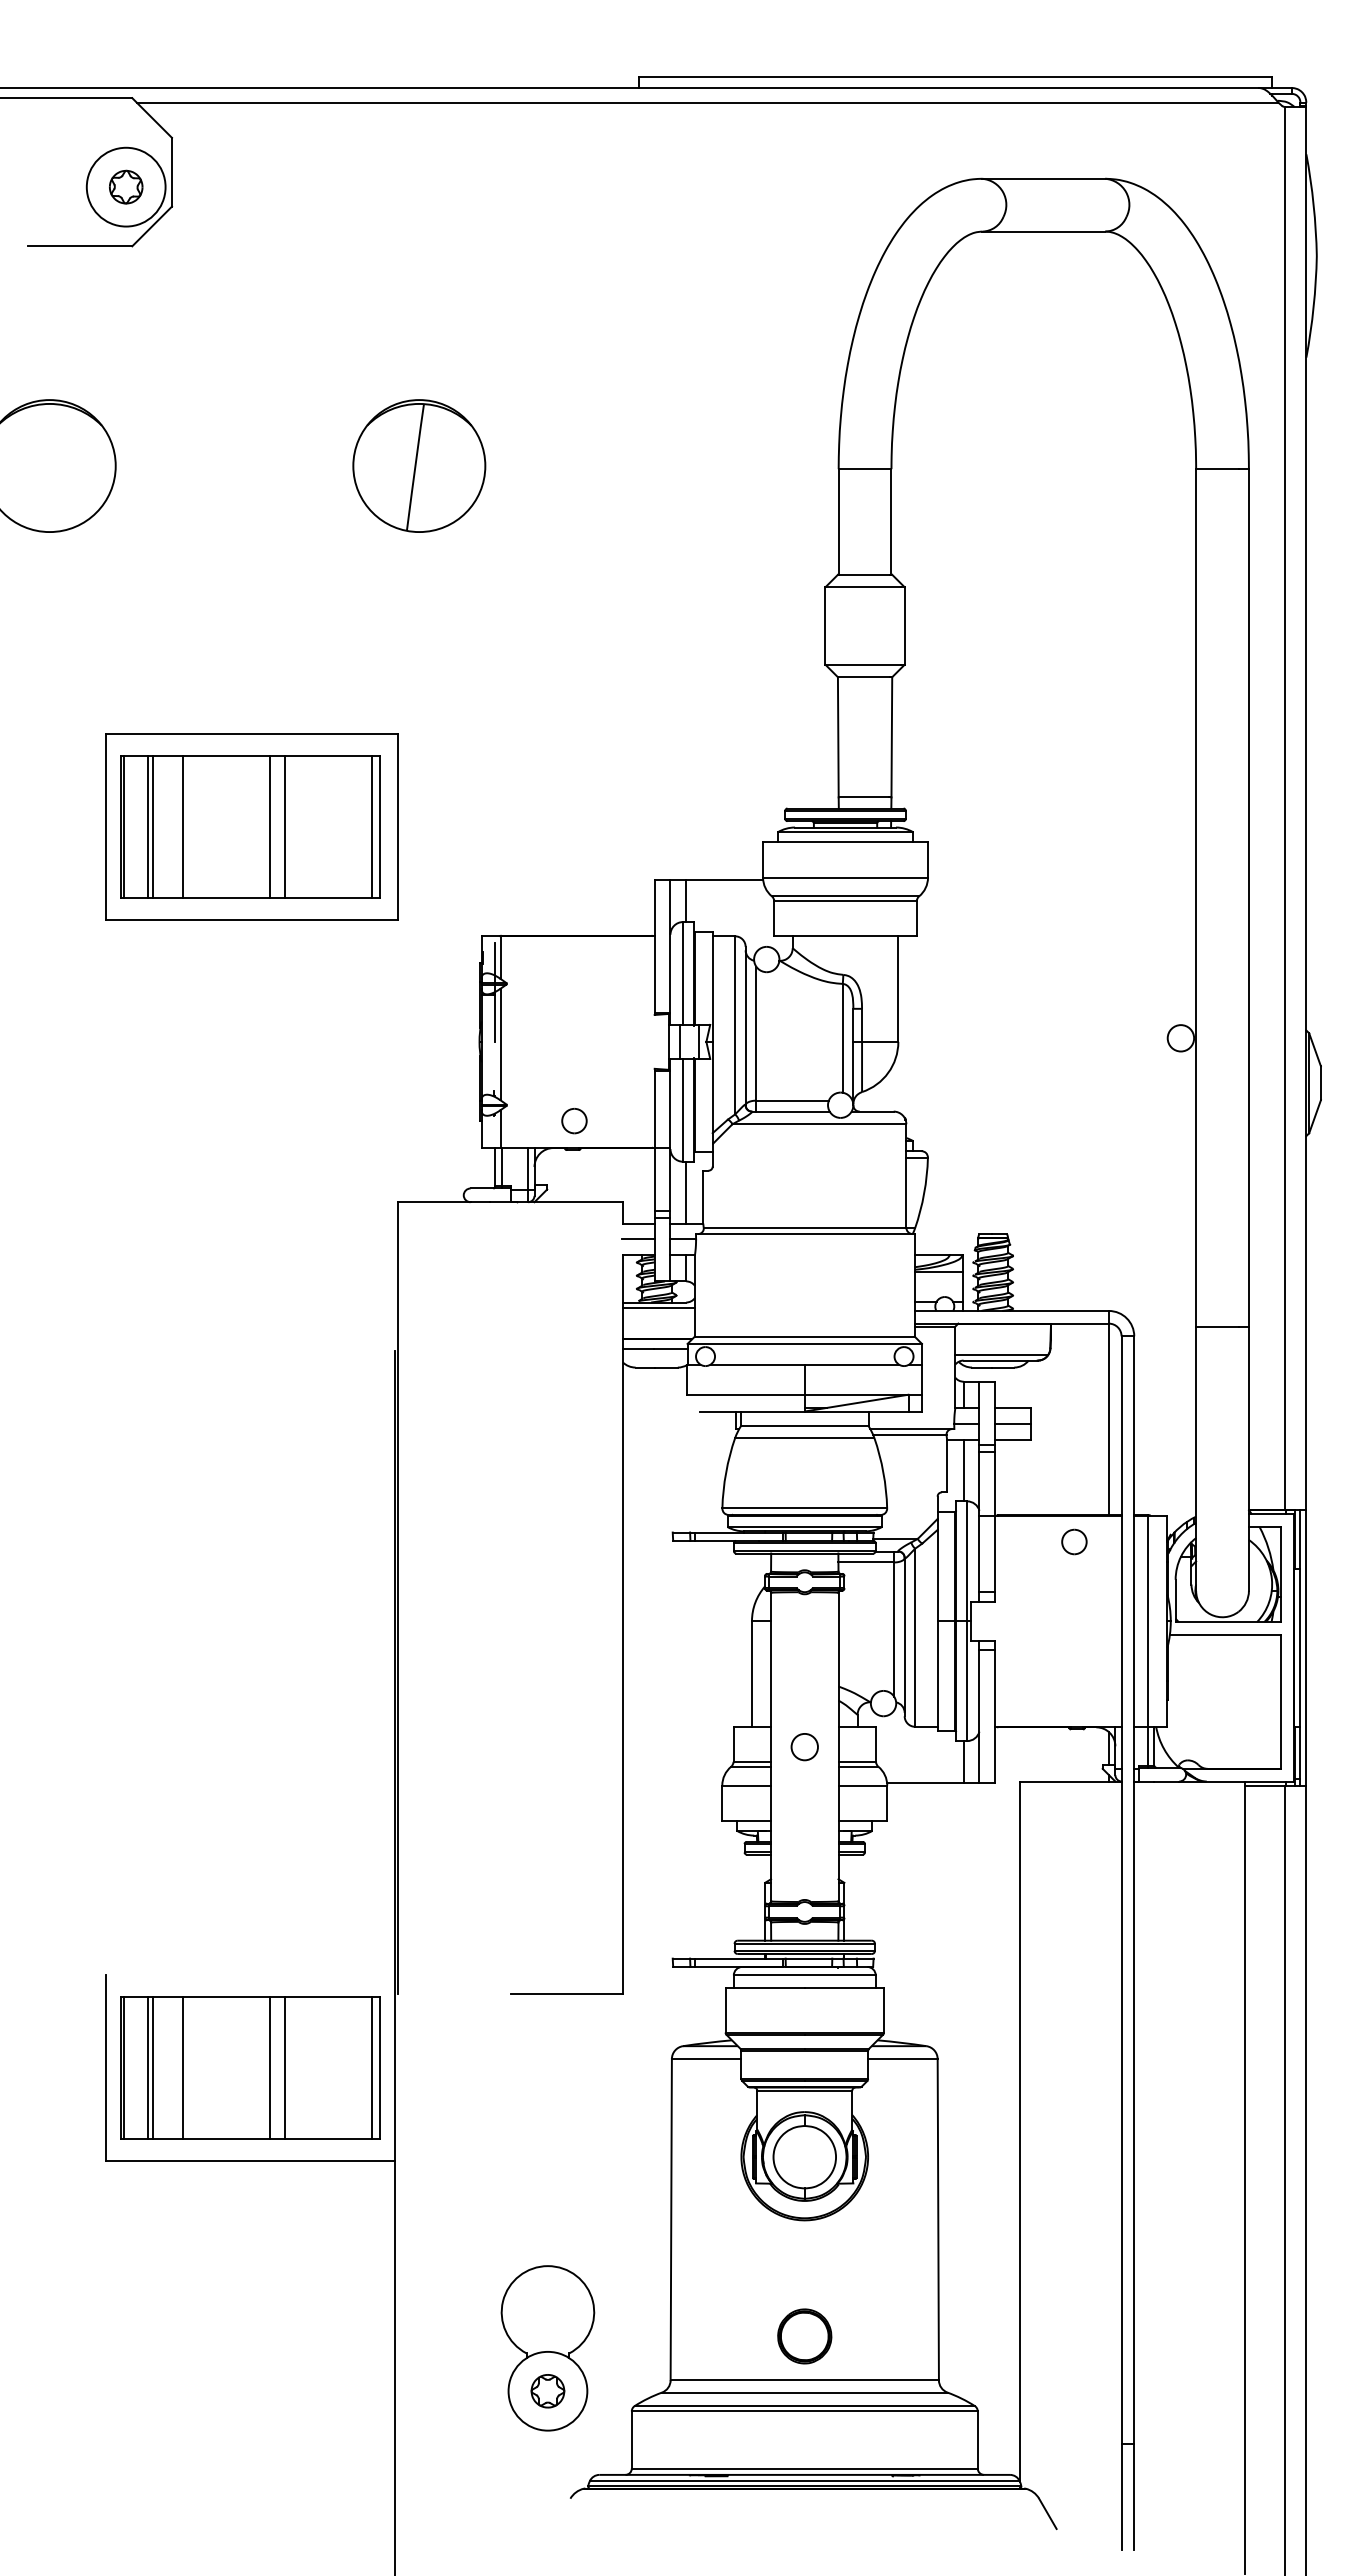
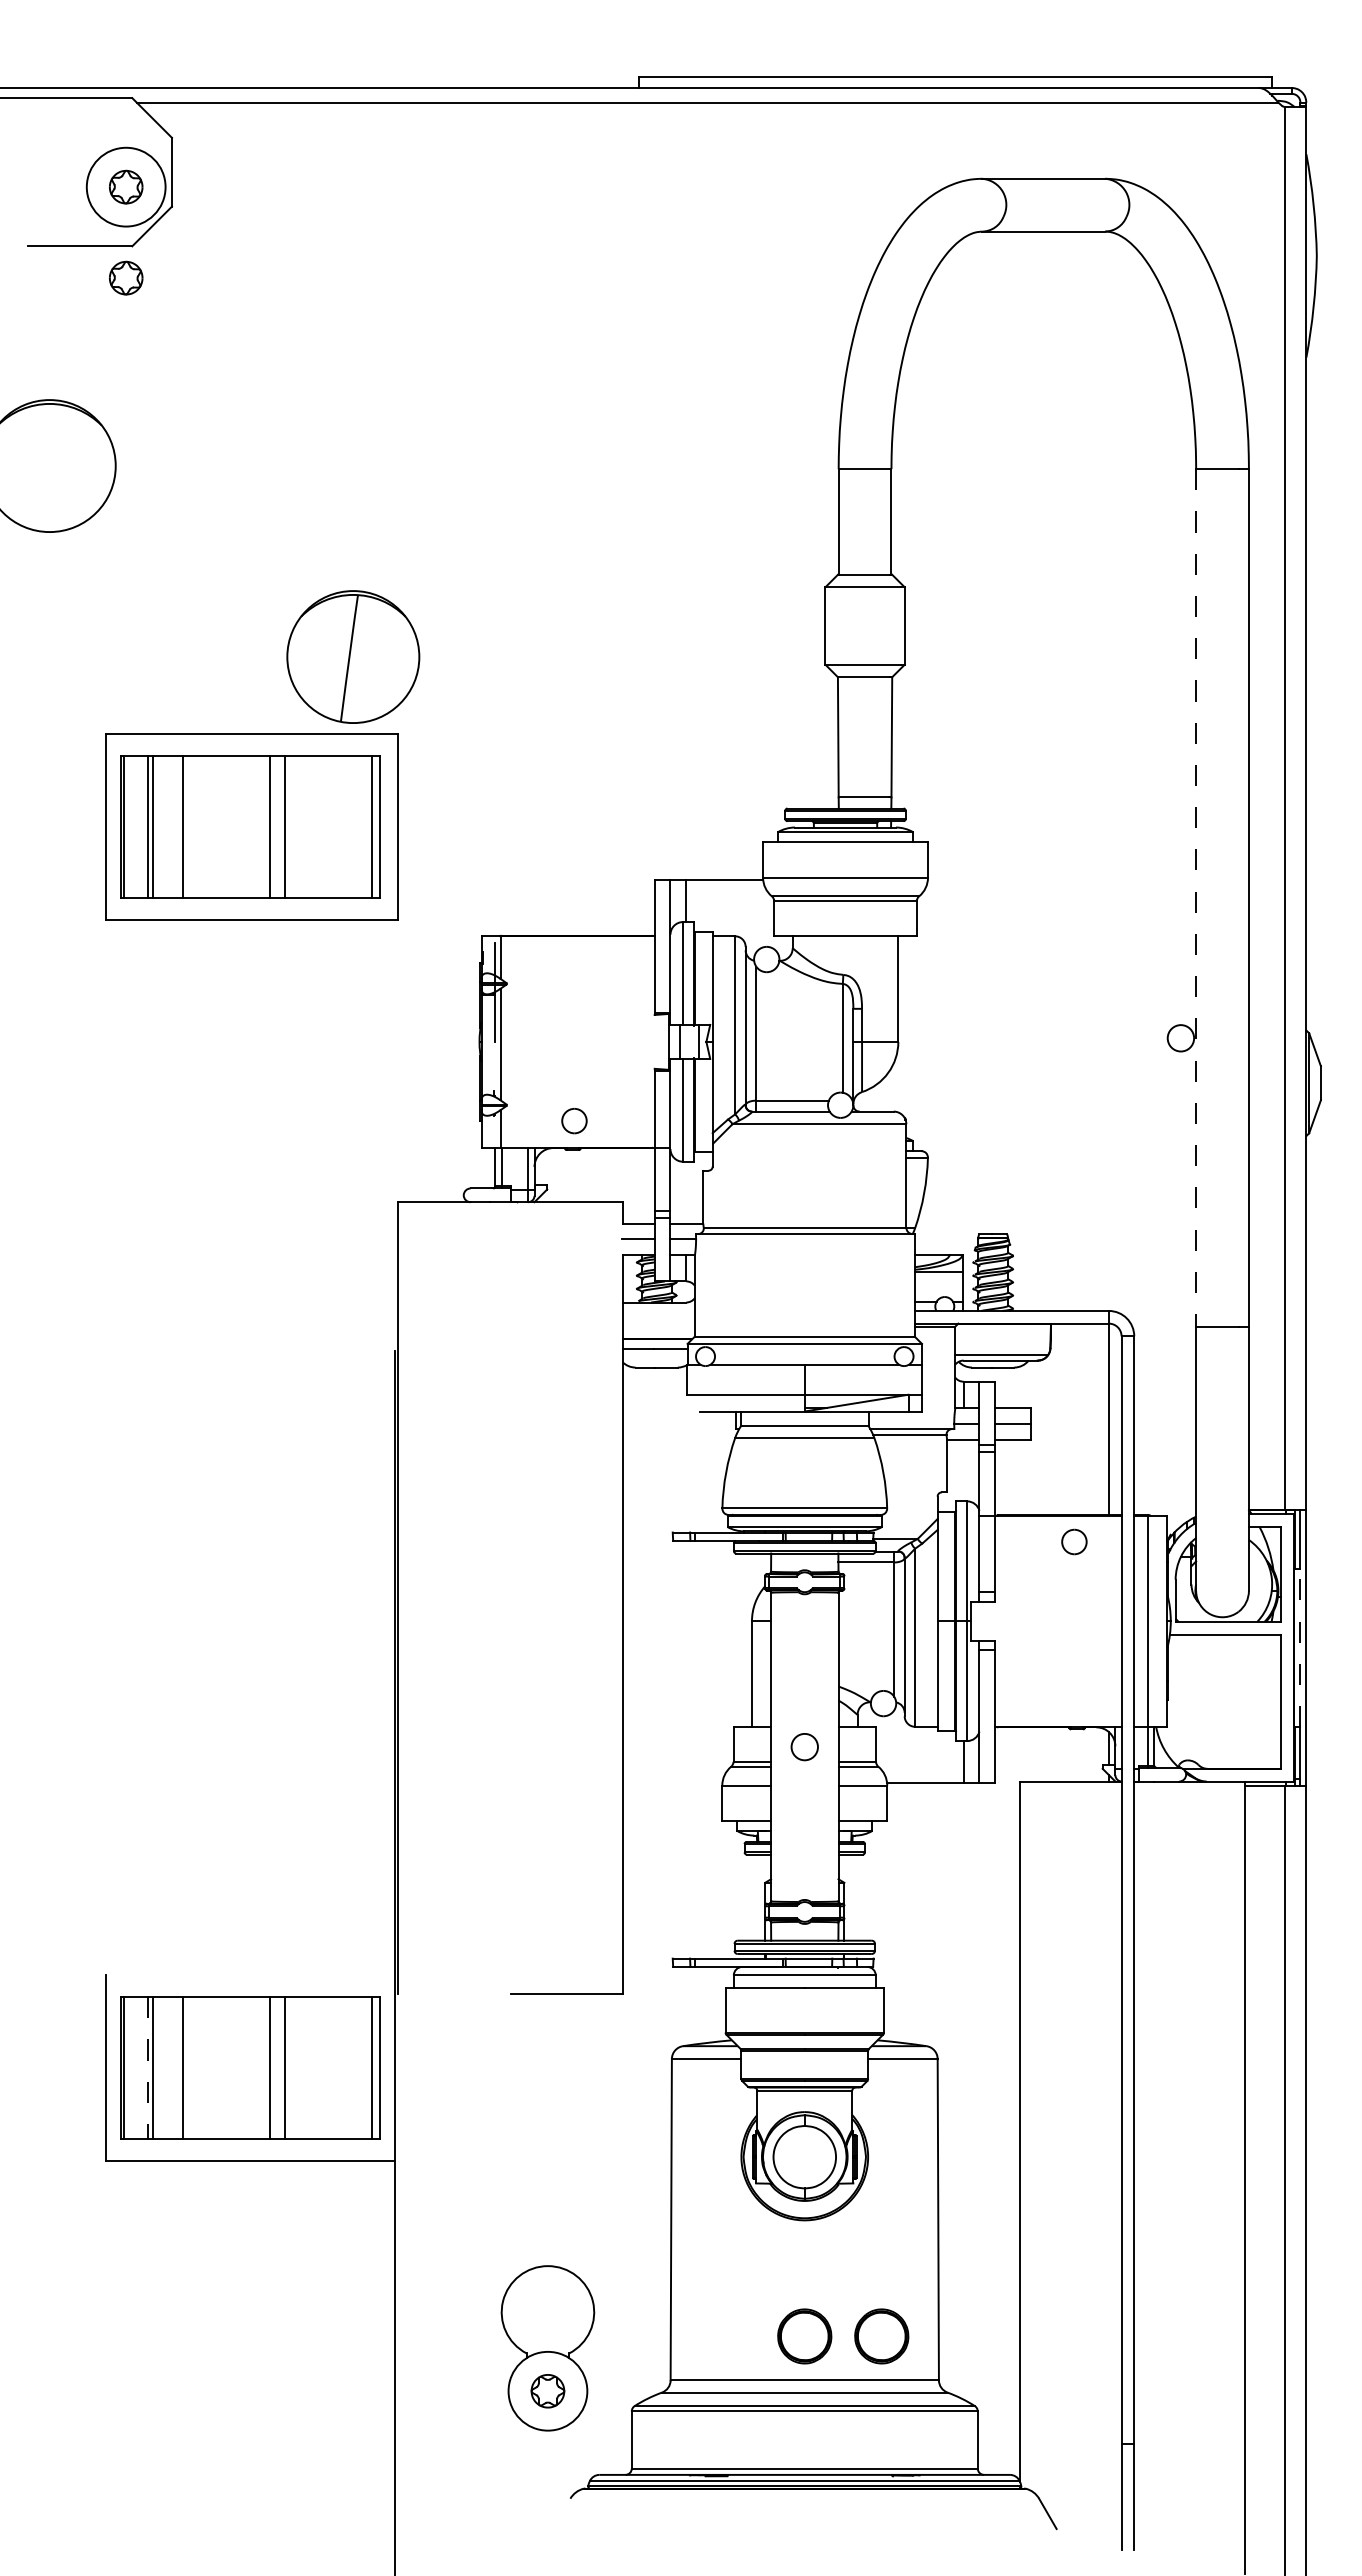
part: none -> present (126, 277)
part position: (419, 465) -> (353, 656) (353, 656)
line: solid -> dashed (1196, 898)
line: present -> none (686, 1192)
line: present -> none (658, 1307)
line: present -> none (963, 1470)
line: solid -> dashed (1300, 1647)
line: solid -> dashed (147, 2067)
part: none -> present (881, 2336)
